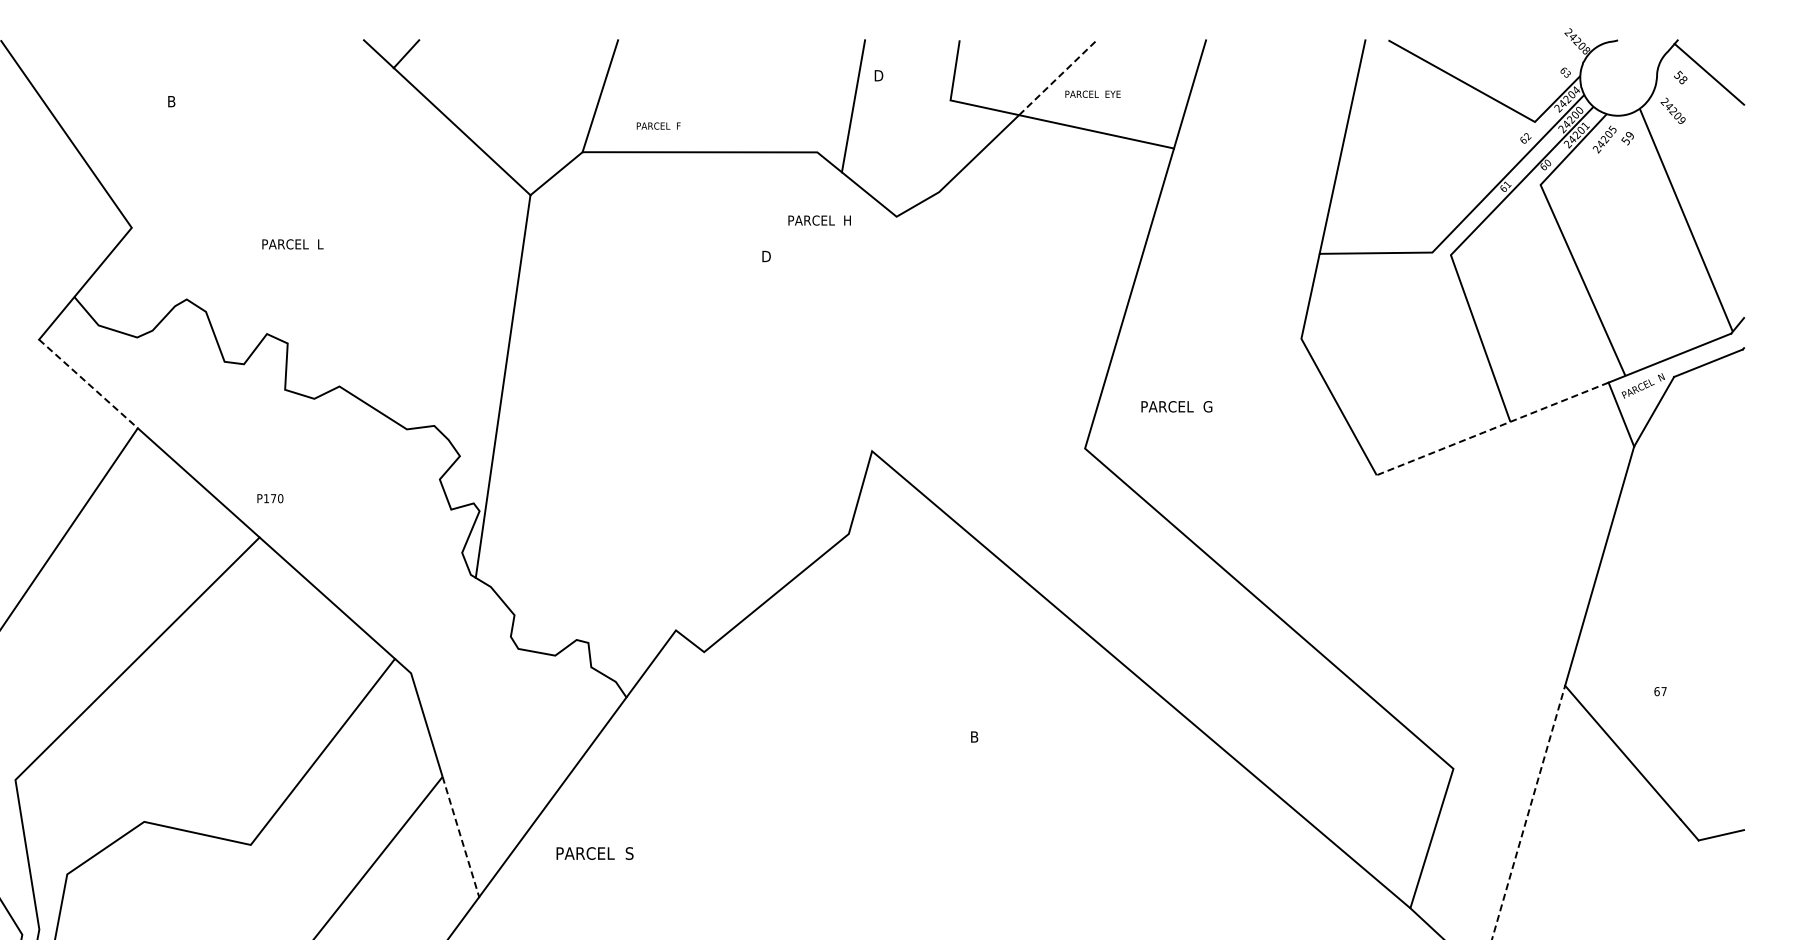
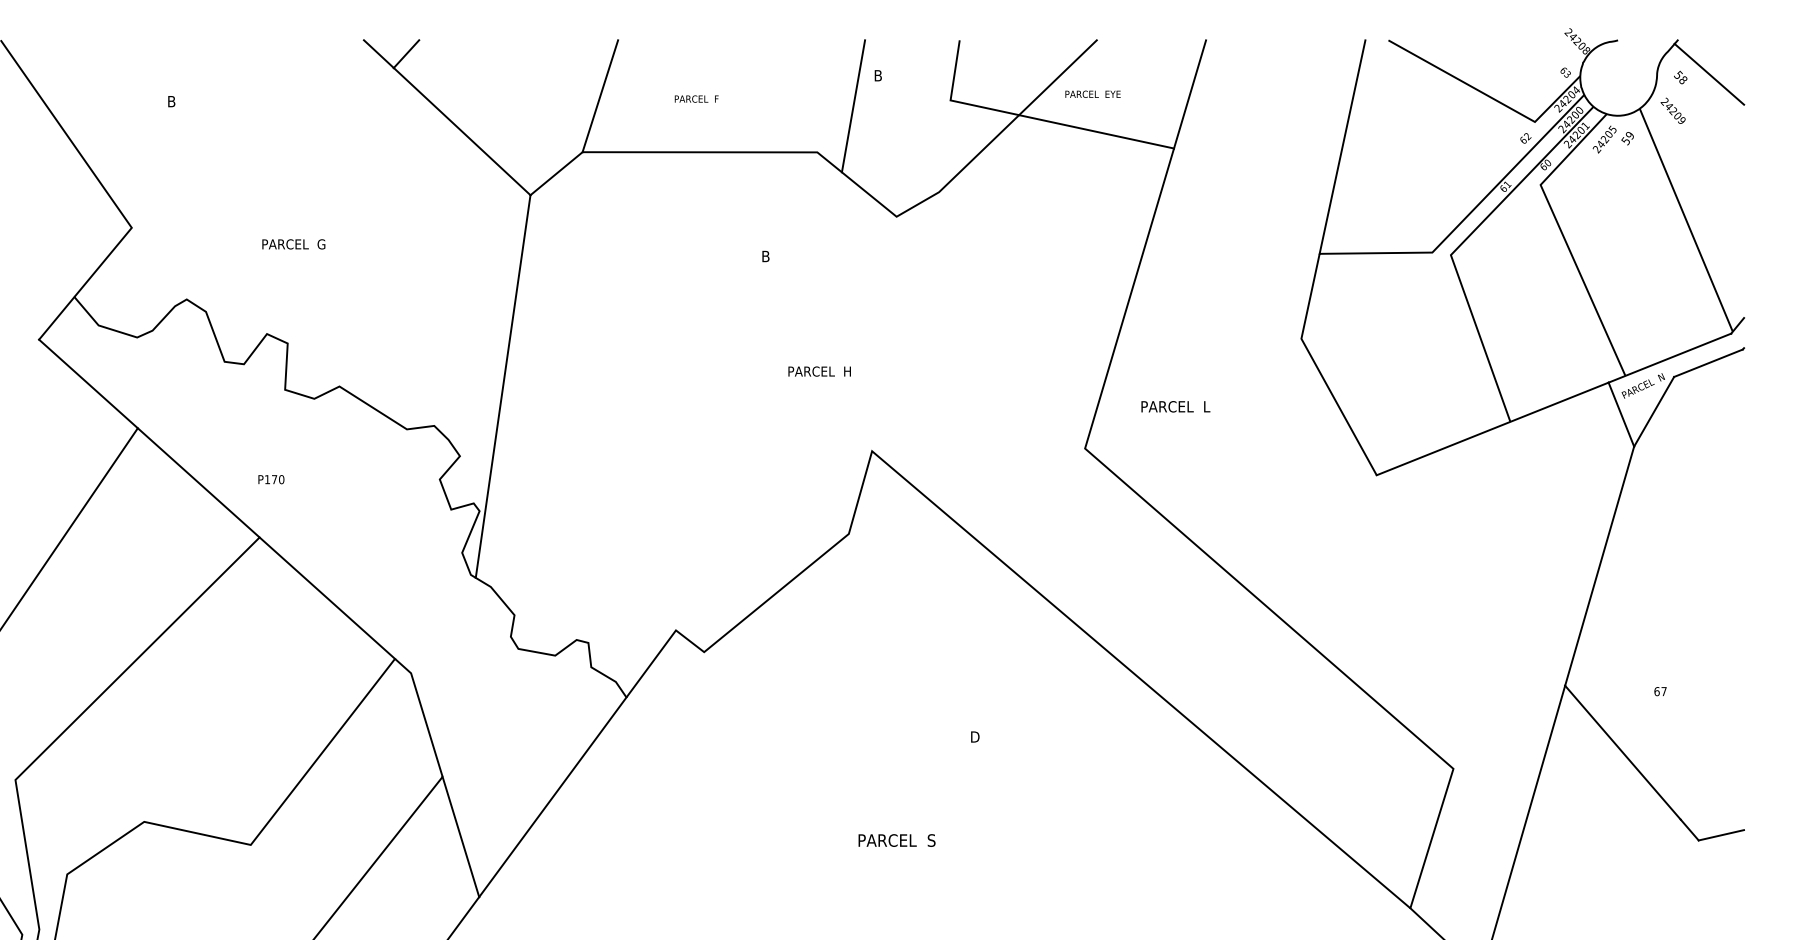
text: D -> B (879, 76)
line: dashed -> solid (1057, 77)
text position: (658, 125) -> (696, 98) (696, 98)
text position: (819, 220) -> (819, 371) (819, 371)
text: PARCEL  L -> PARCEL  G (321, 244)
text: D -> B (766, 256)
line: dashed -> solid (88, 384)
text: PARCEL  G -> PARCEL  L (1207, 406)
line: dashed -> solid (1492, 428)
text position: (270, 498) -> (271, 479) (271, 479)
text: B -> D (975, 737)
line: dashed -> solid (1528, 812)
line: dashed -> solid (460, 836)
text position: (594, 853) -> (896, 840) (896, 840)
